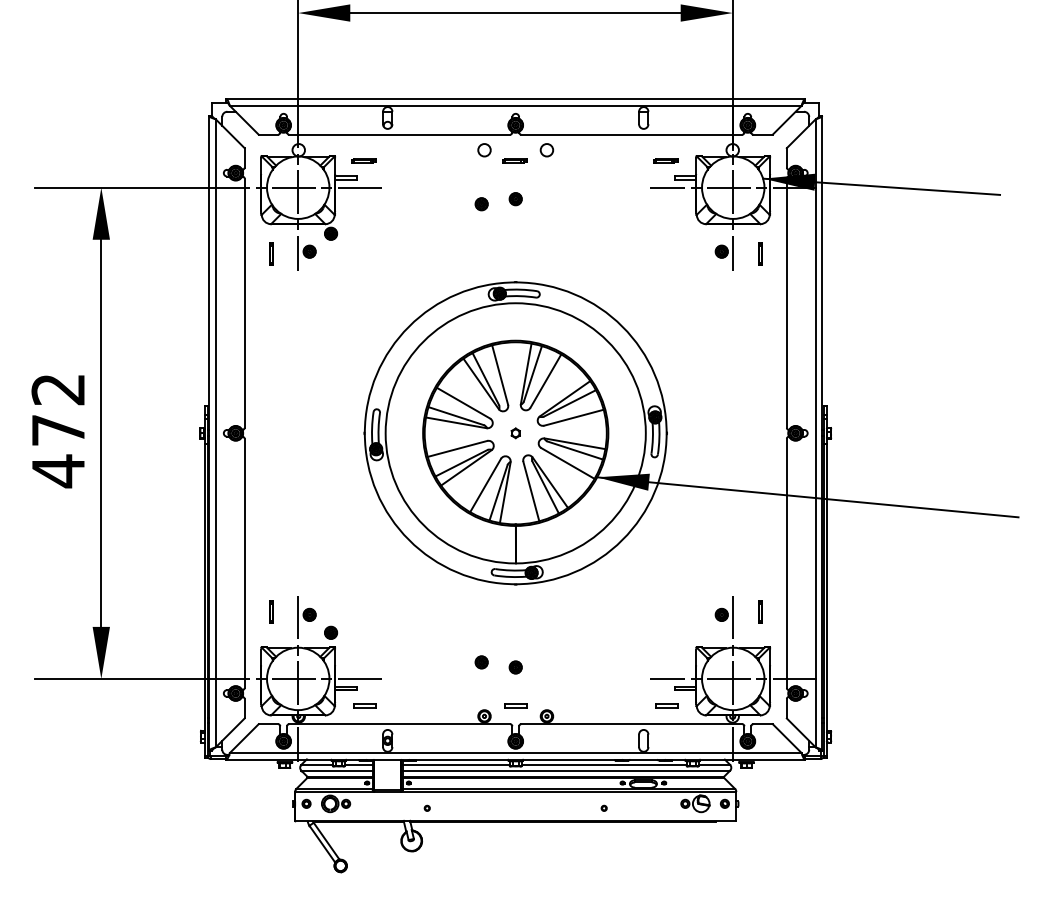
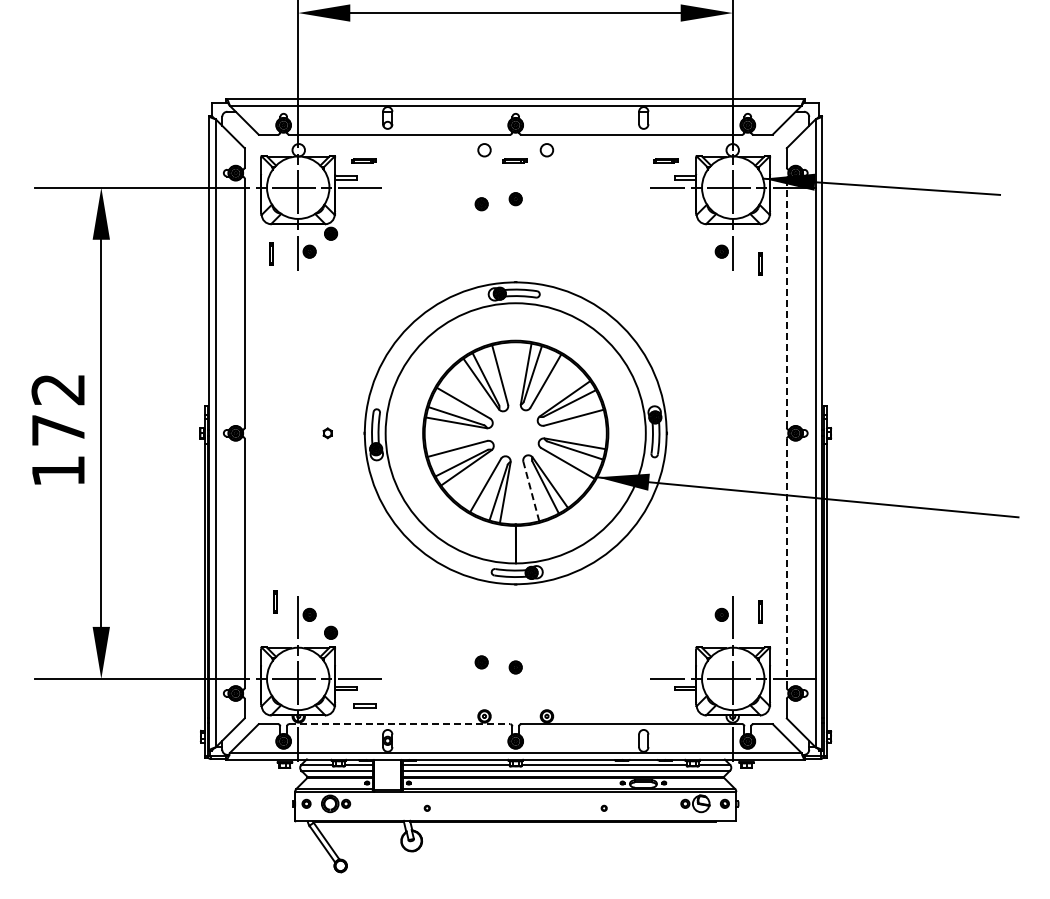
line position: (759, 253) -> (759, 263) (759, 263)
line: solid -> dashed (786, 303)
part position: (515, 433) -> (327, 433) (327, 433)
text: 472 -> 172 (58, 471)
line: solid -> dashed (531, 491)
line: solid -> dashed (786, 563)
line position: (270, 611) -> (274, 601) (274, 601)
part: present -> none (515, 705)
part: present -> none (666, 705)
line: solid -> dashed (399, 724)
